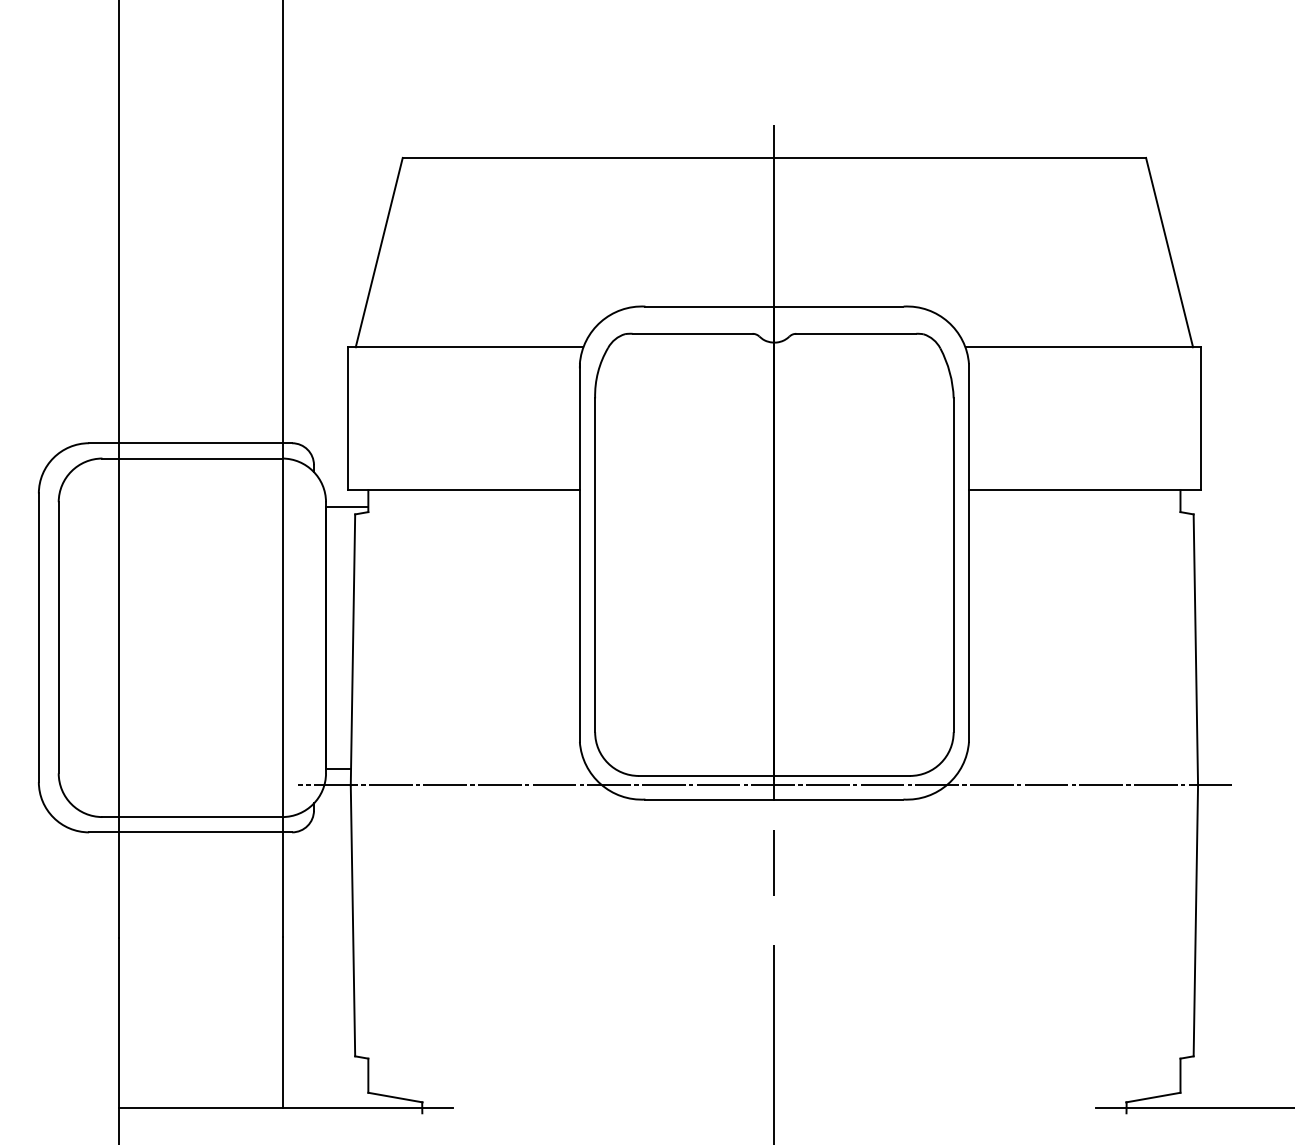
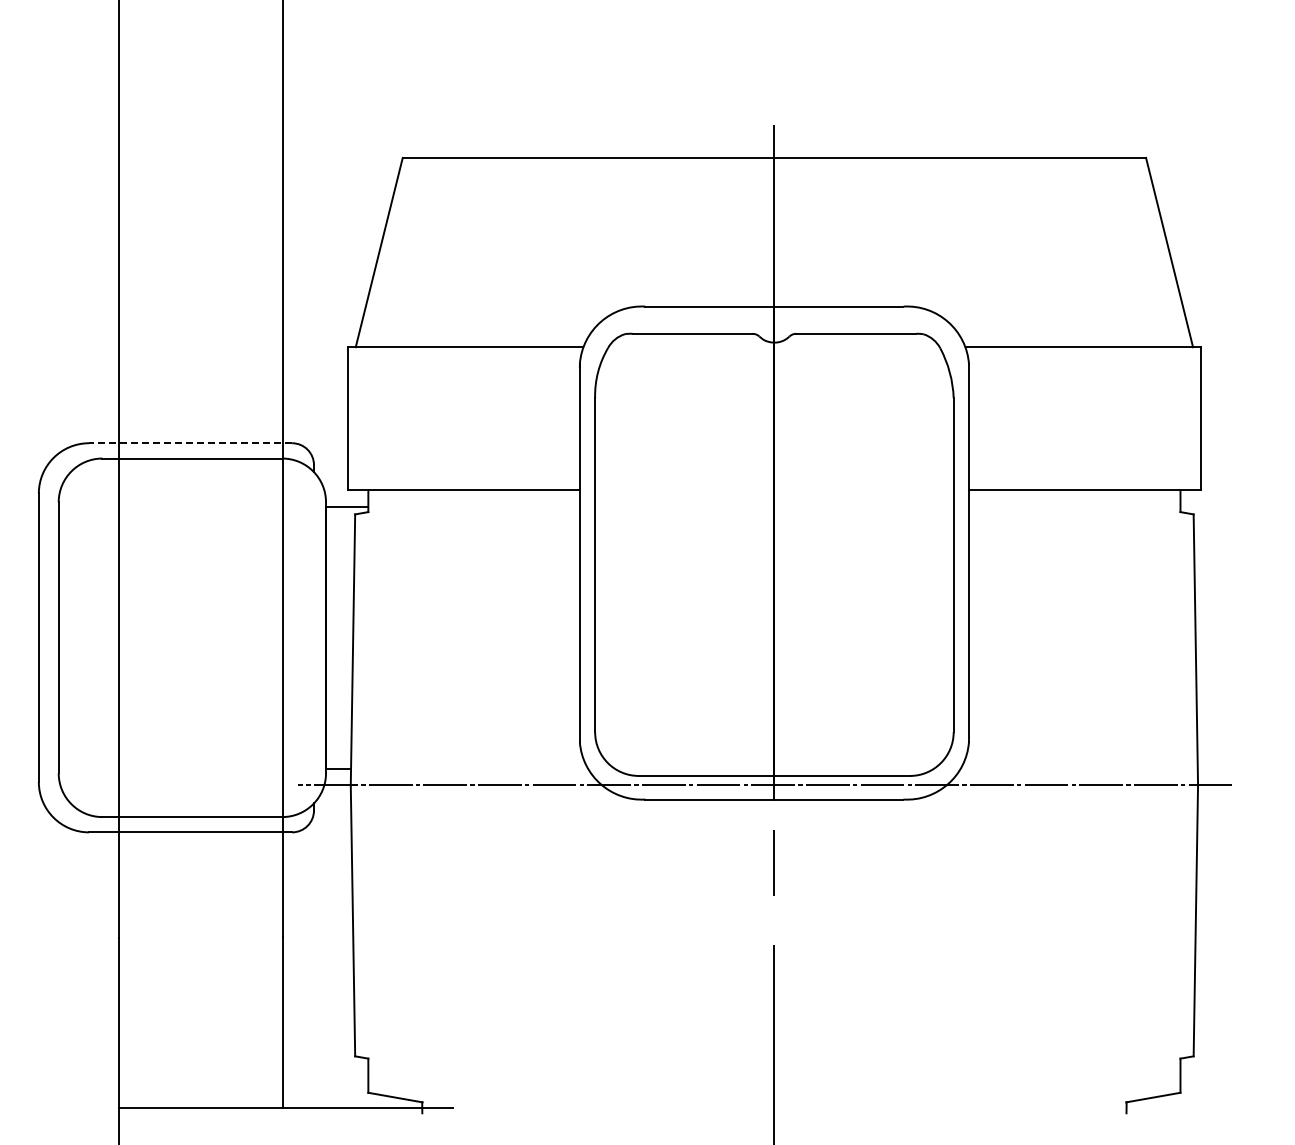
line: solid -> dashed (190, 443)
line: present -> none (1193, 1107)
